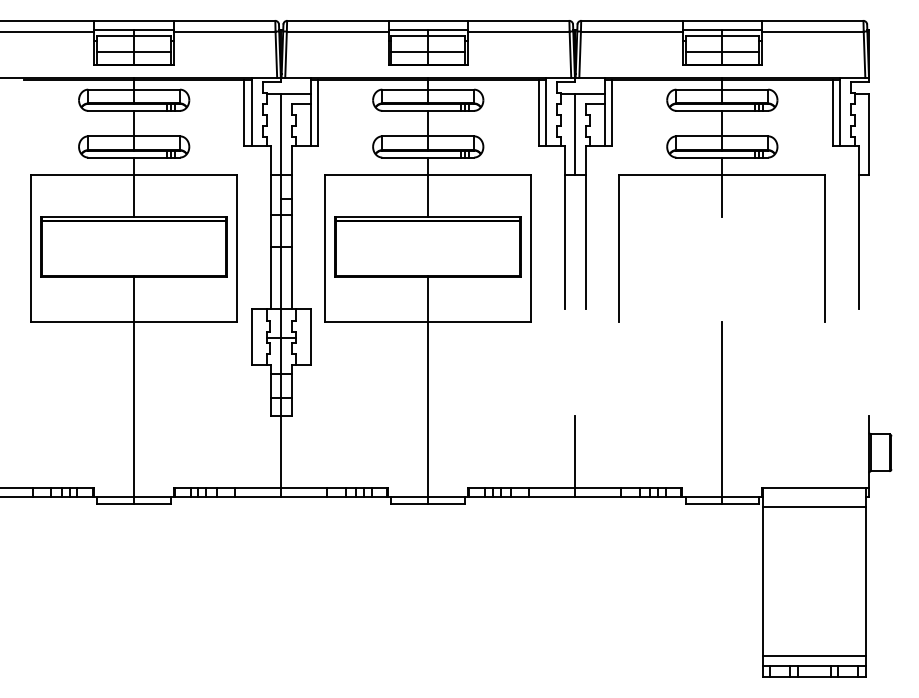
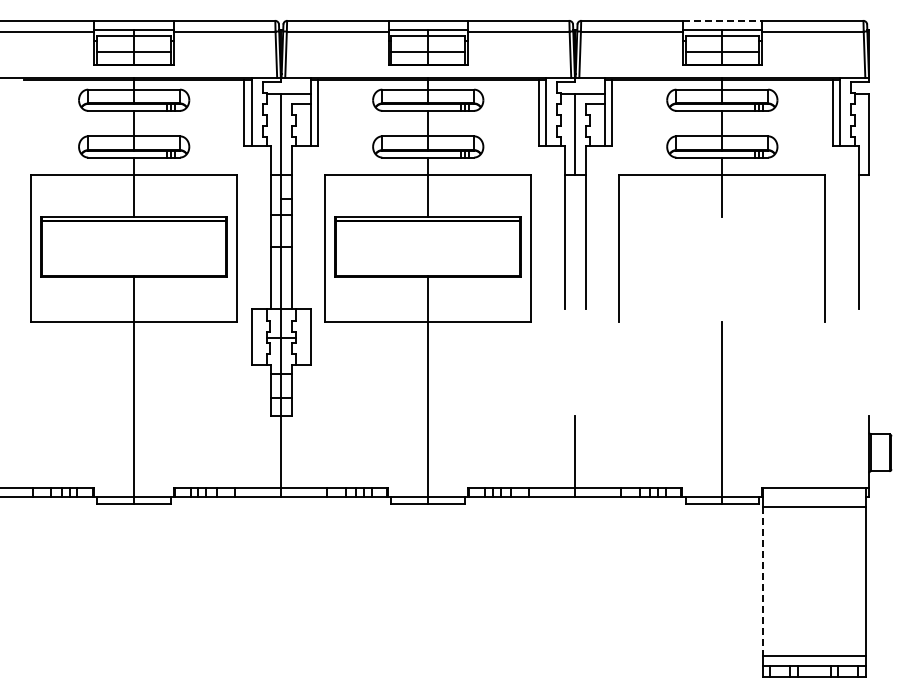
line: solid -> dashed (722, 20)
line: solid -> dashed (762, 581)
